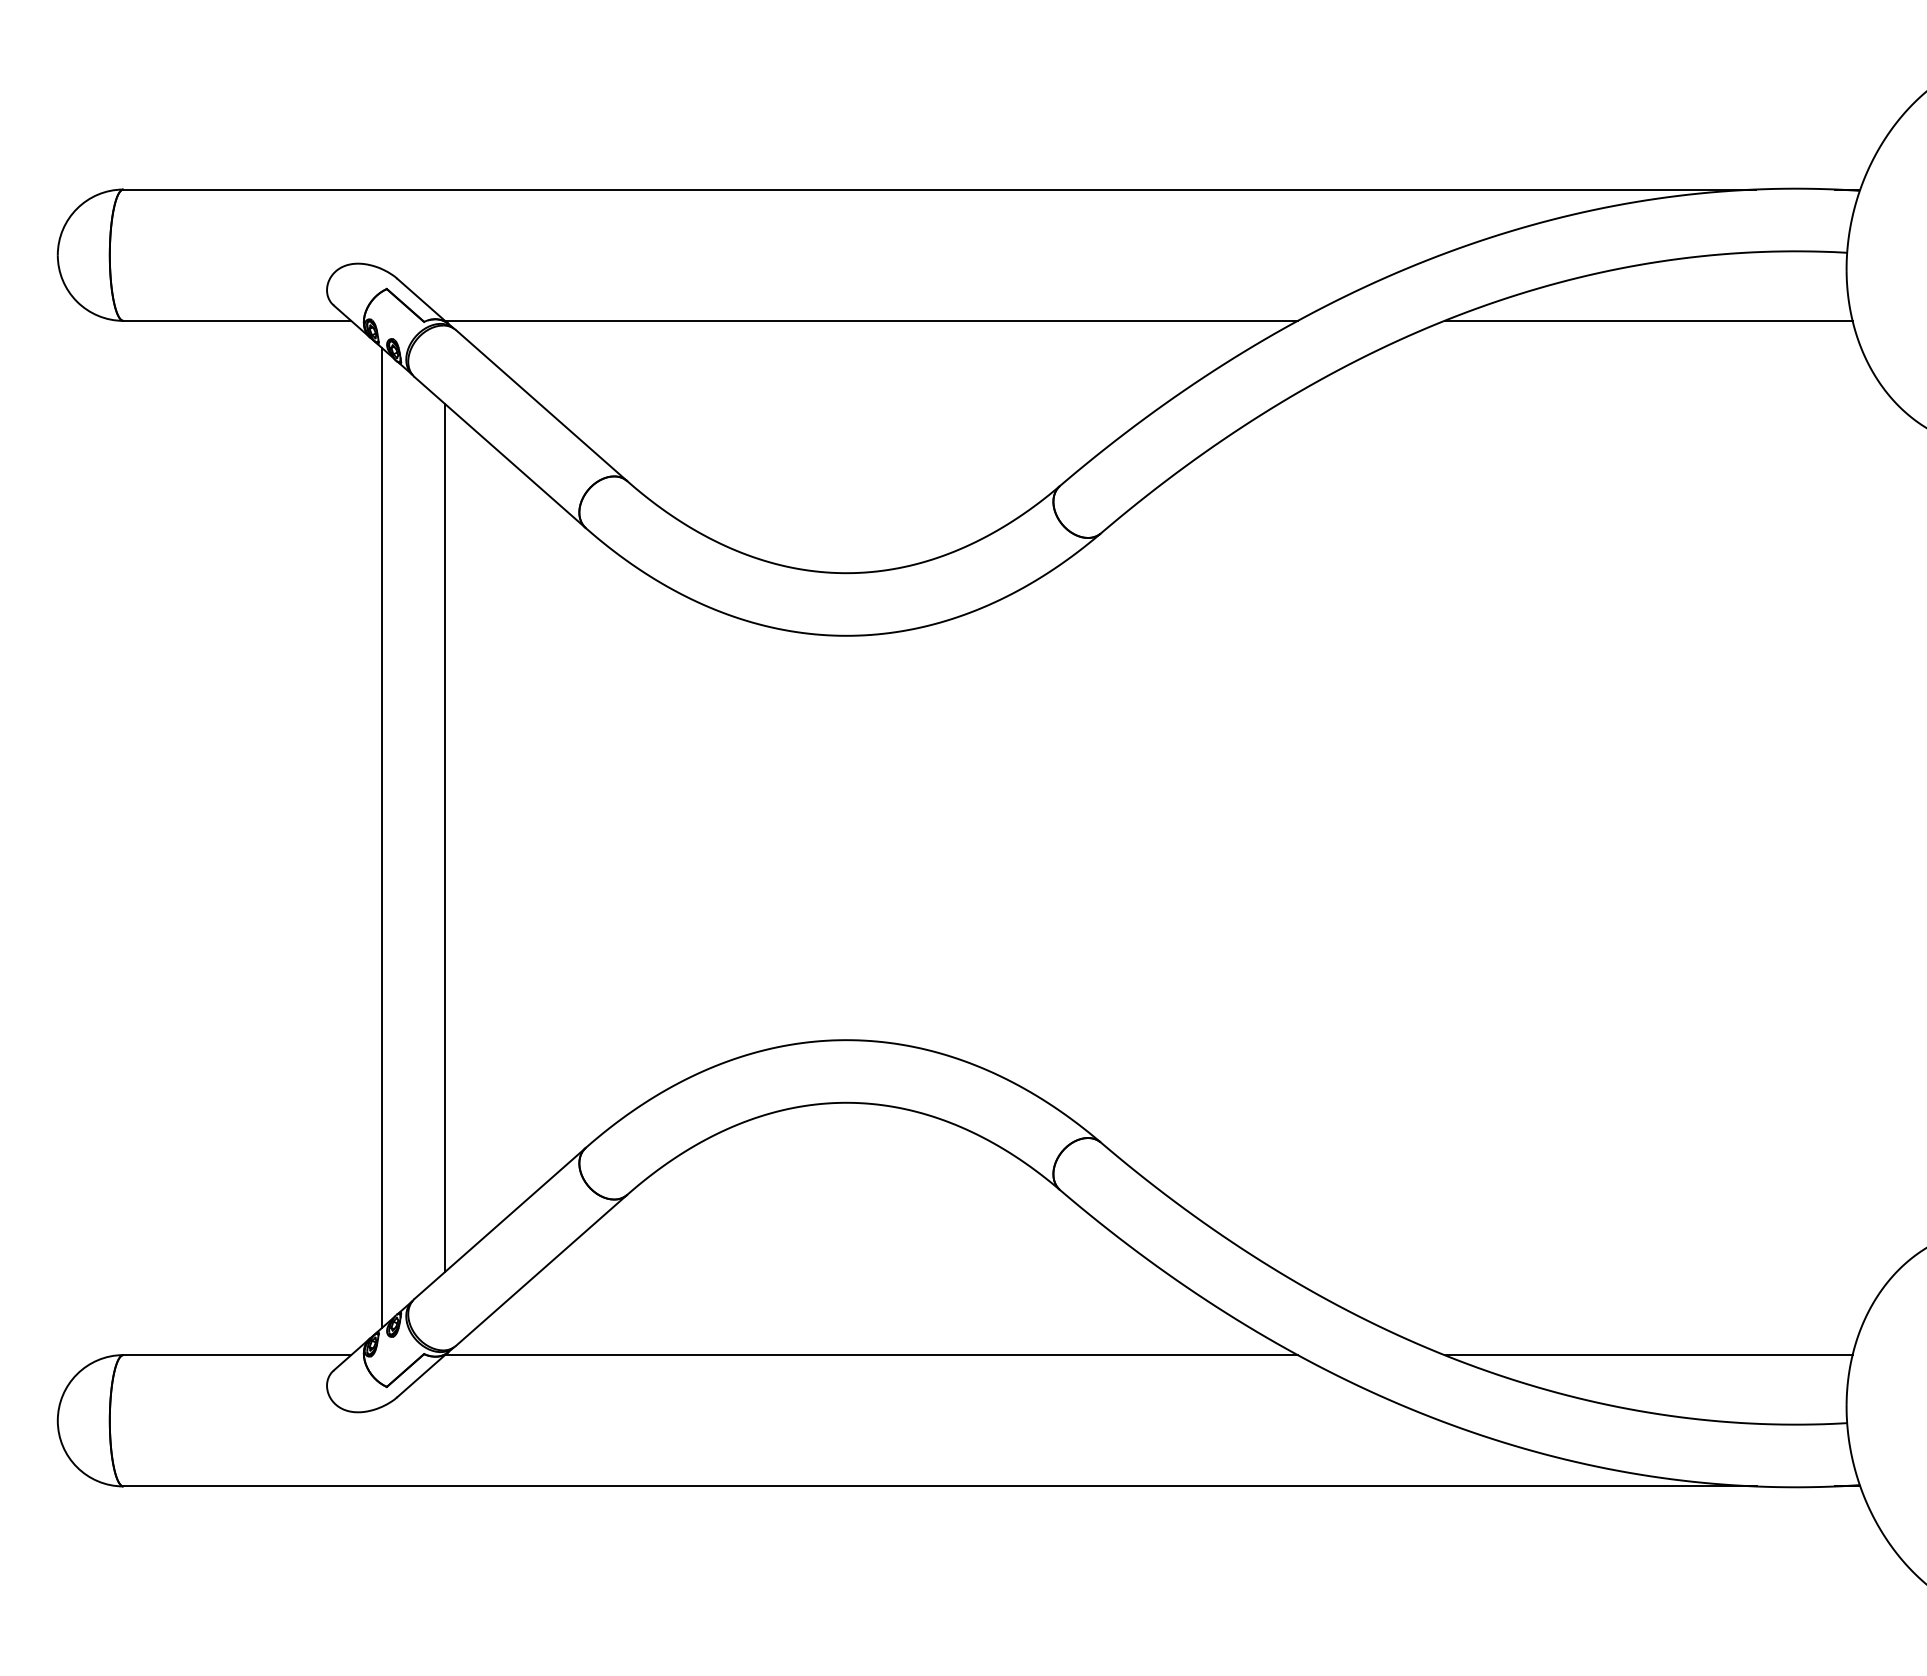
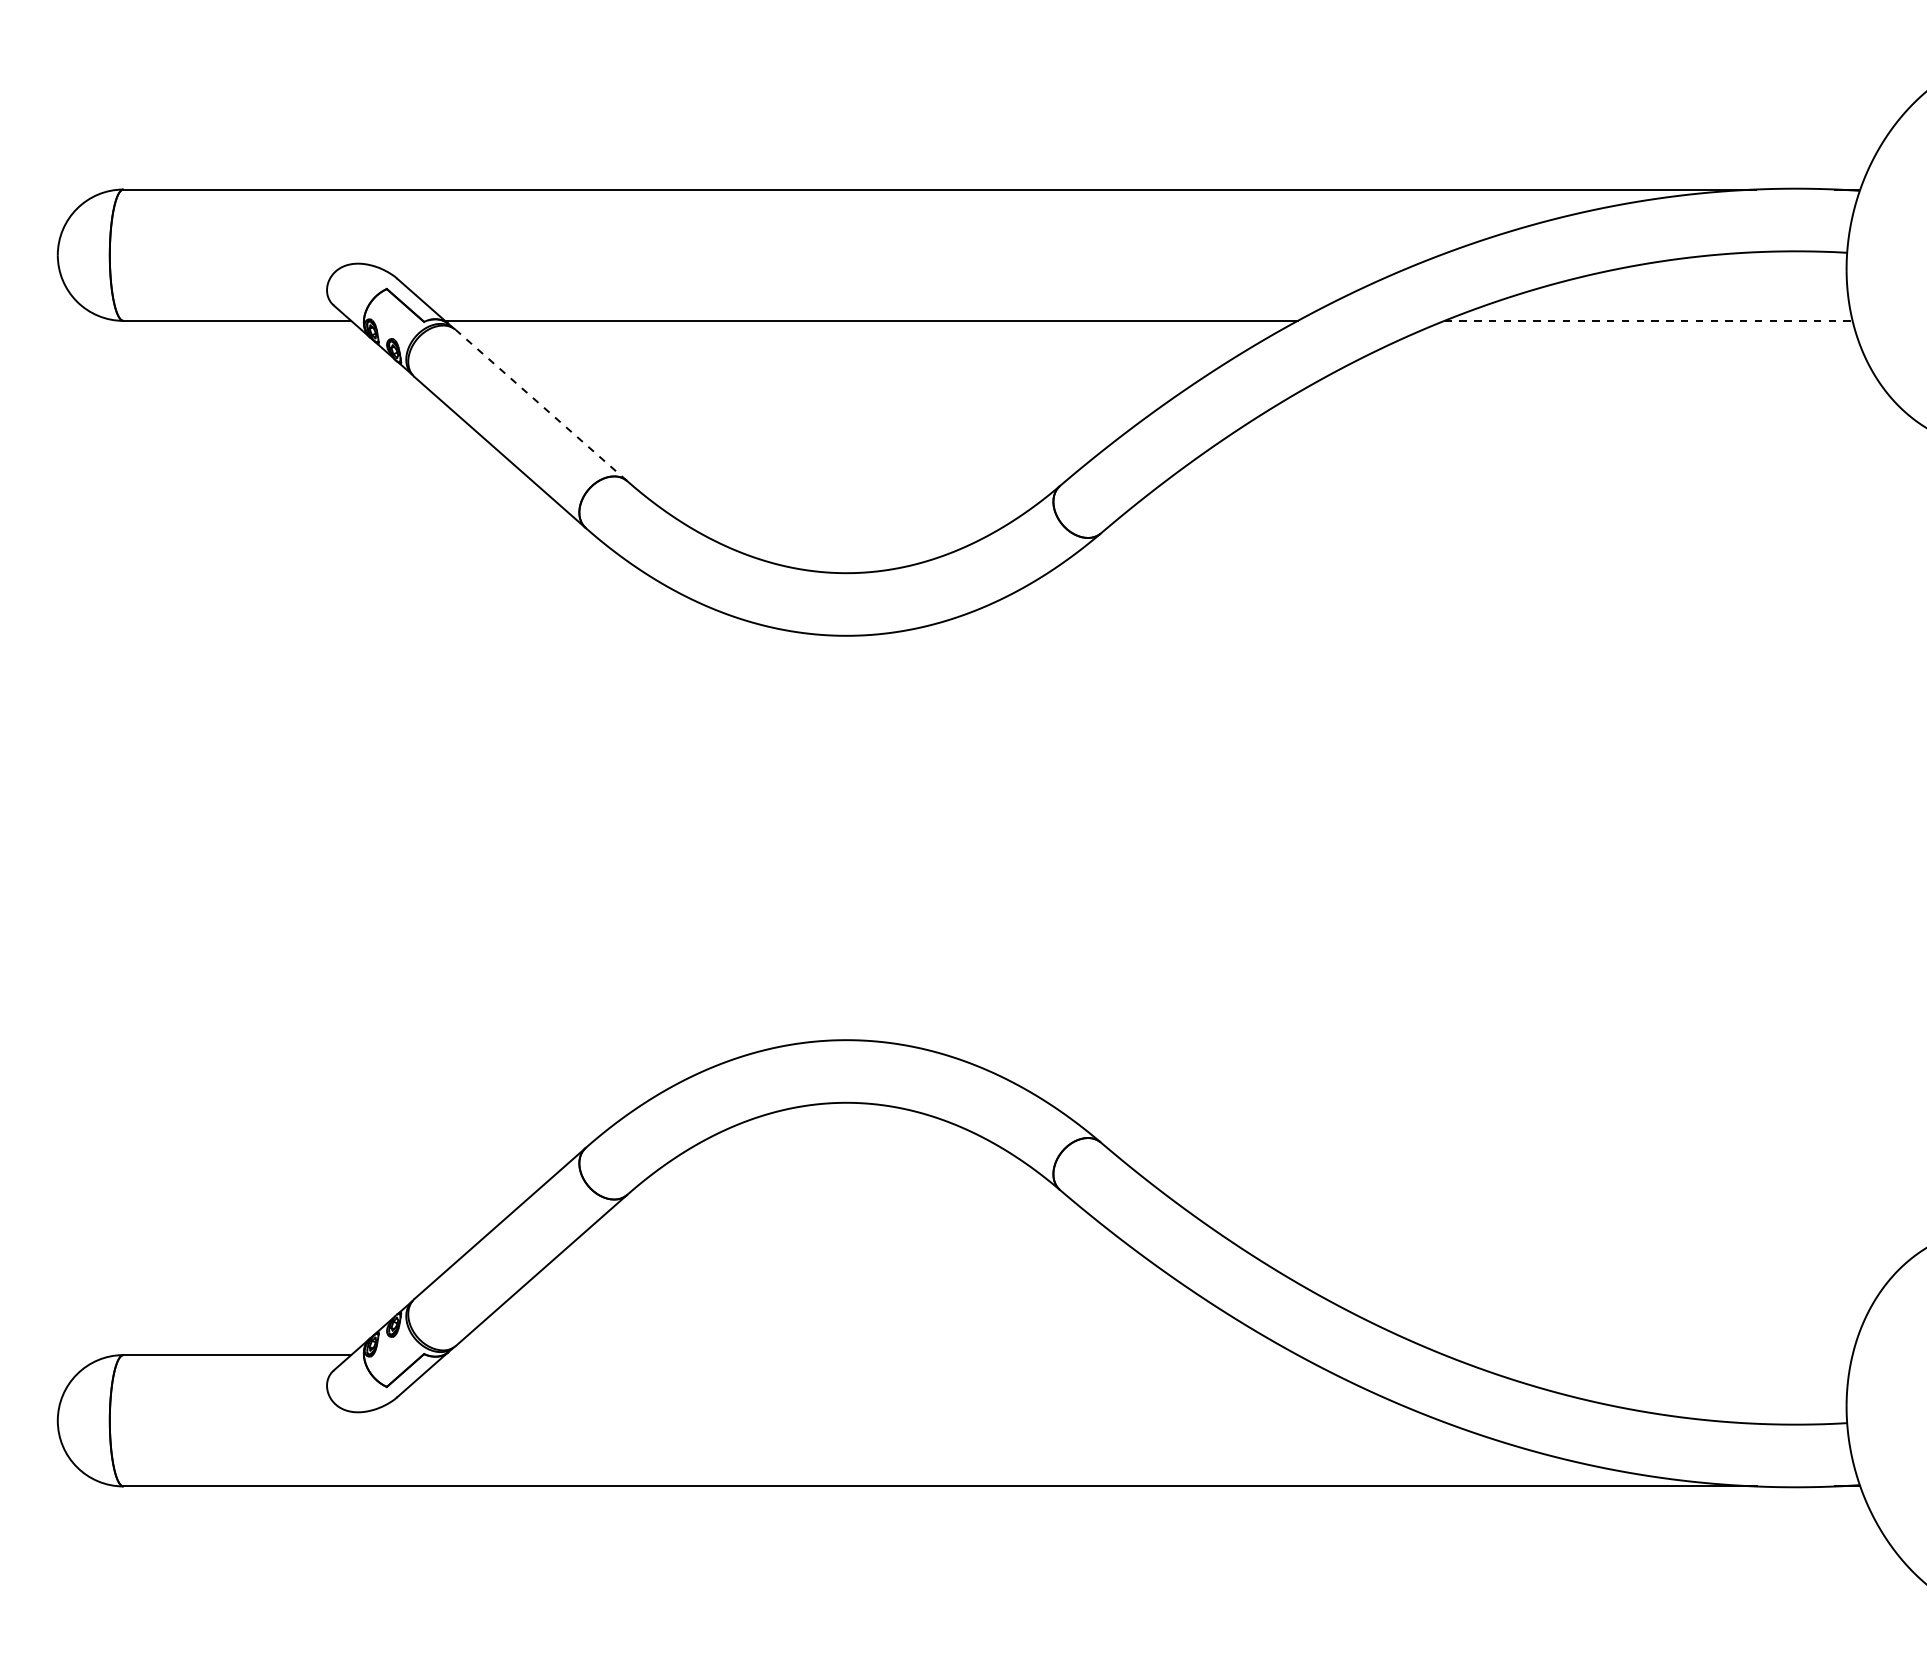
line: solid -> dashed (1649, 320)
line: solid -> dashed (541, 405)
line: present -> none (382, 837)
line: present -> none (445, 837)
line: present -> none (871, 1355)
line: present -> none (1648, 1355)
